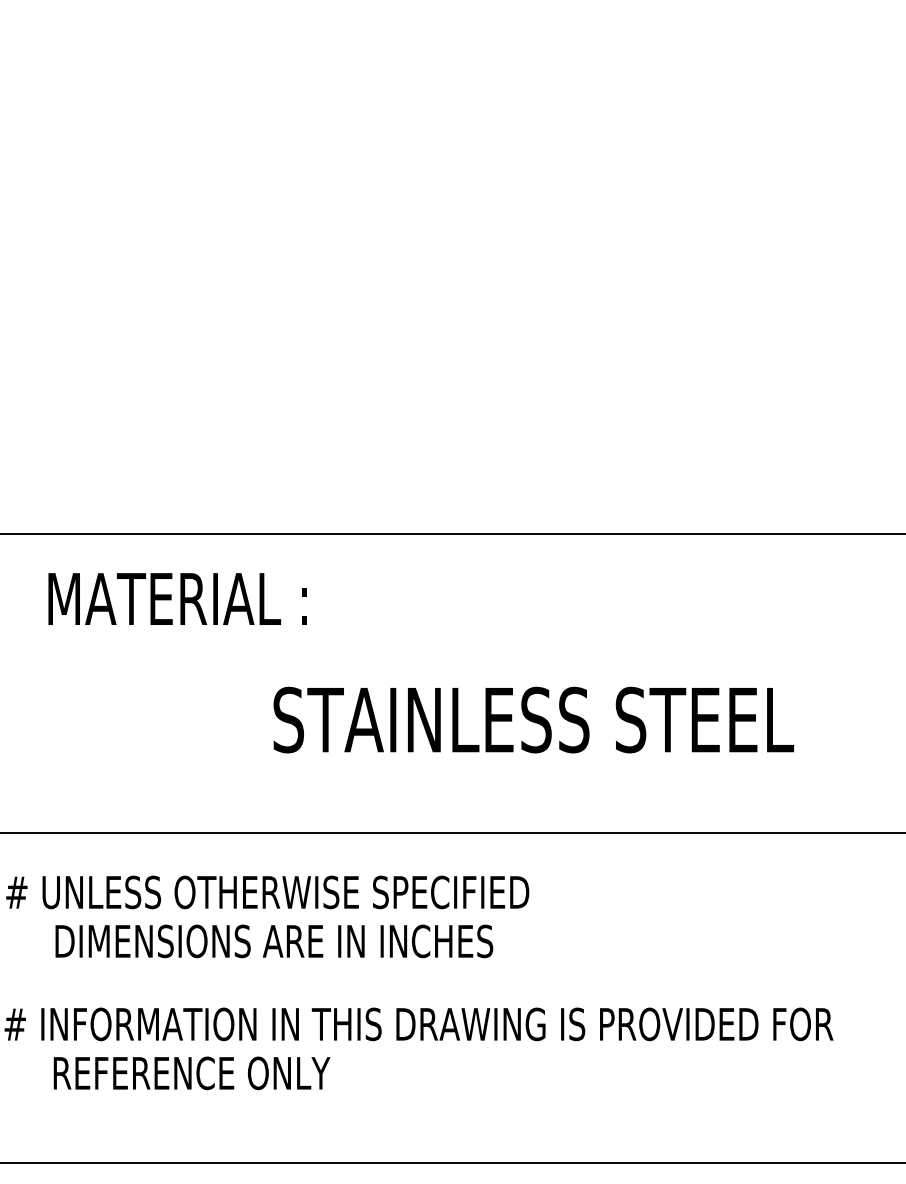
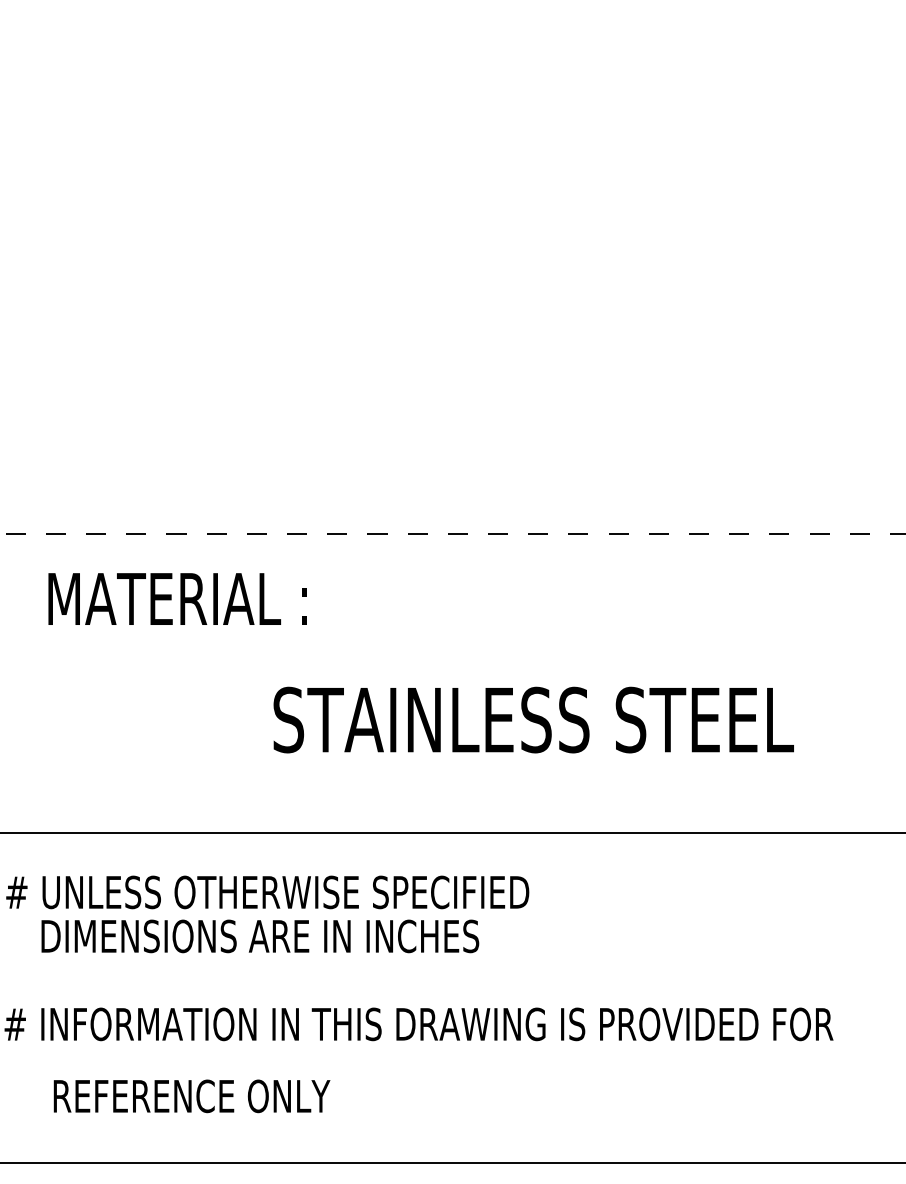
line: solid -> dashed (453, 533)
text position: (274, 941) -> (260, 936) (260, 936)
text position: (191, 1073) -> (191, 1096) (191, 1096)
